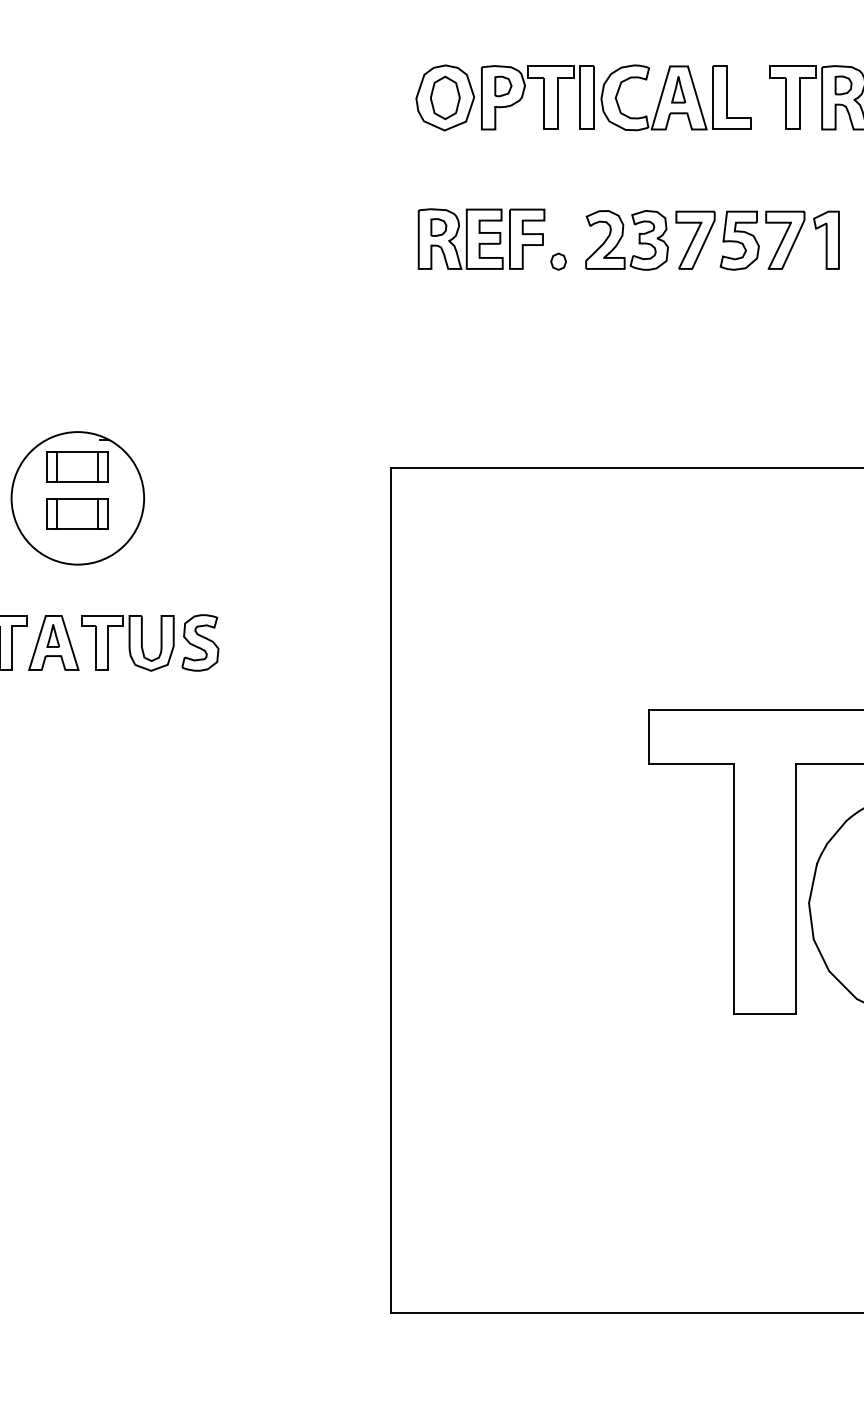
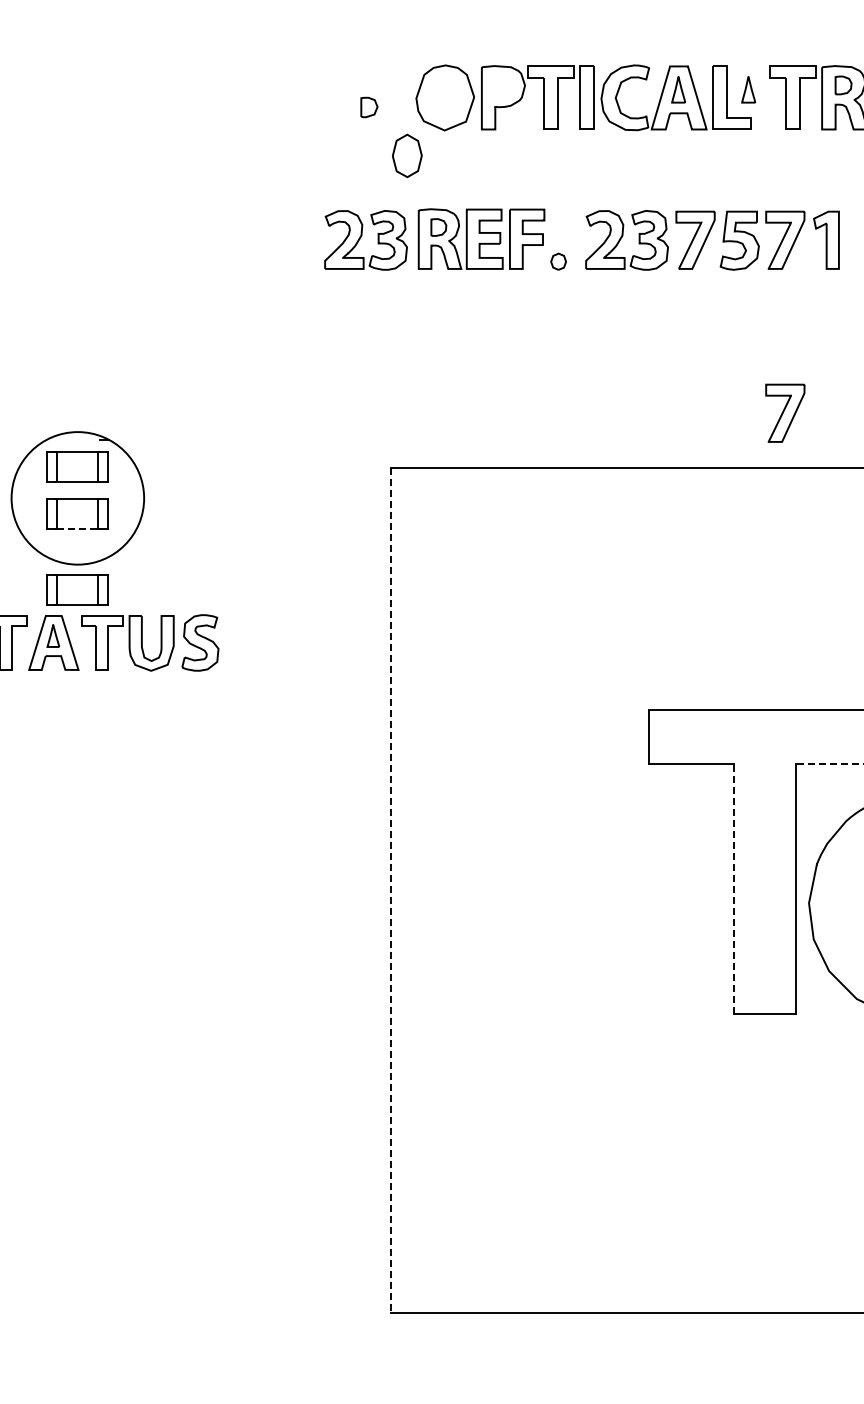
part position: (503, 86) -> (369, 107) (369, 107)
part: none -> present (748, 89)
part position: (445, 97) -> (407, 155) (407, 155)
part: none -> present (365, 240)
part: none -> present (785, 412)
line: solid -> dashed (77, 529)
part: none -> present (77, 589)
line: solid -> dashed (829, 764)
line: solid -> dashed (734, 888)
line: solid -> dashed (391, 890)
